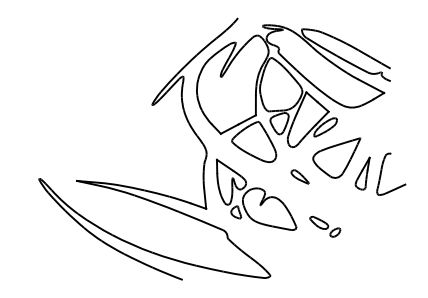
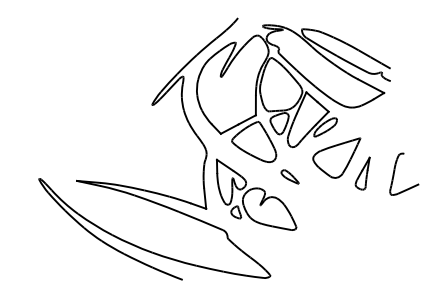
part position: (382, 171) -> (395, 171) (395, 171)
part position: (299, 176) -> (289, 176) (289, 176)
part: present -> none (325, 226)
